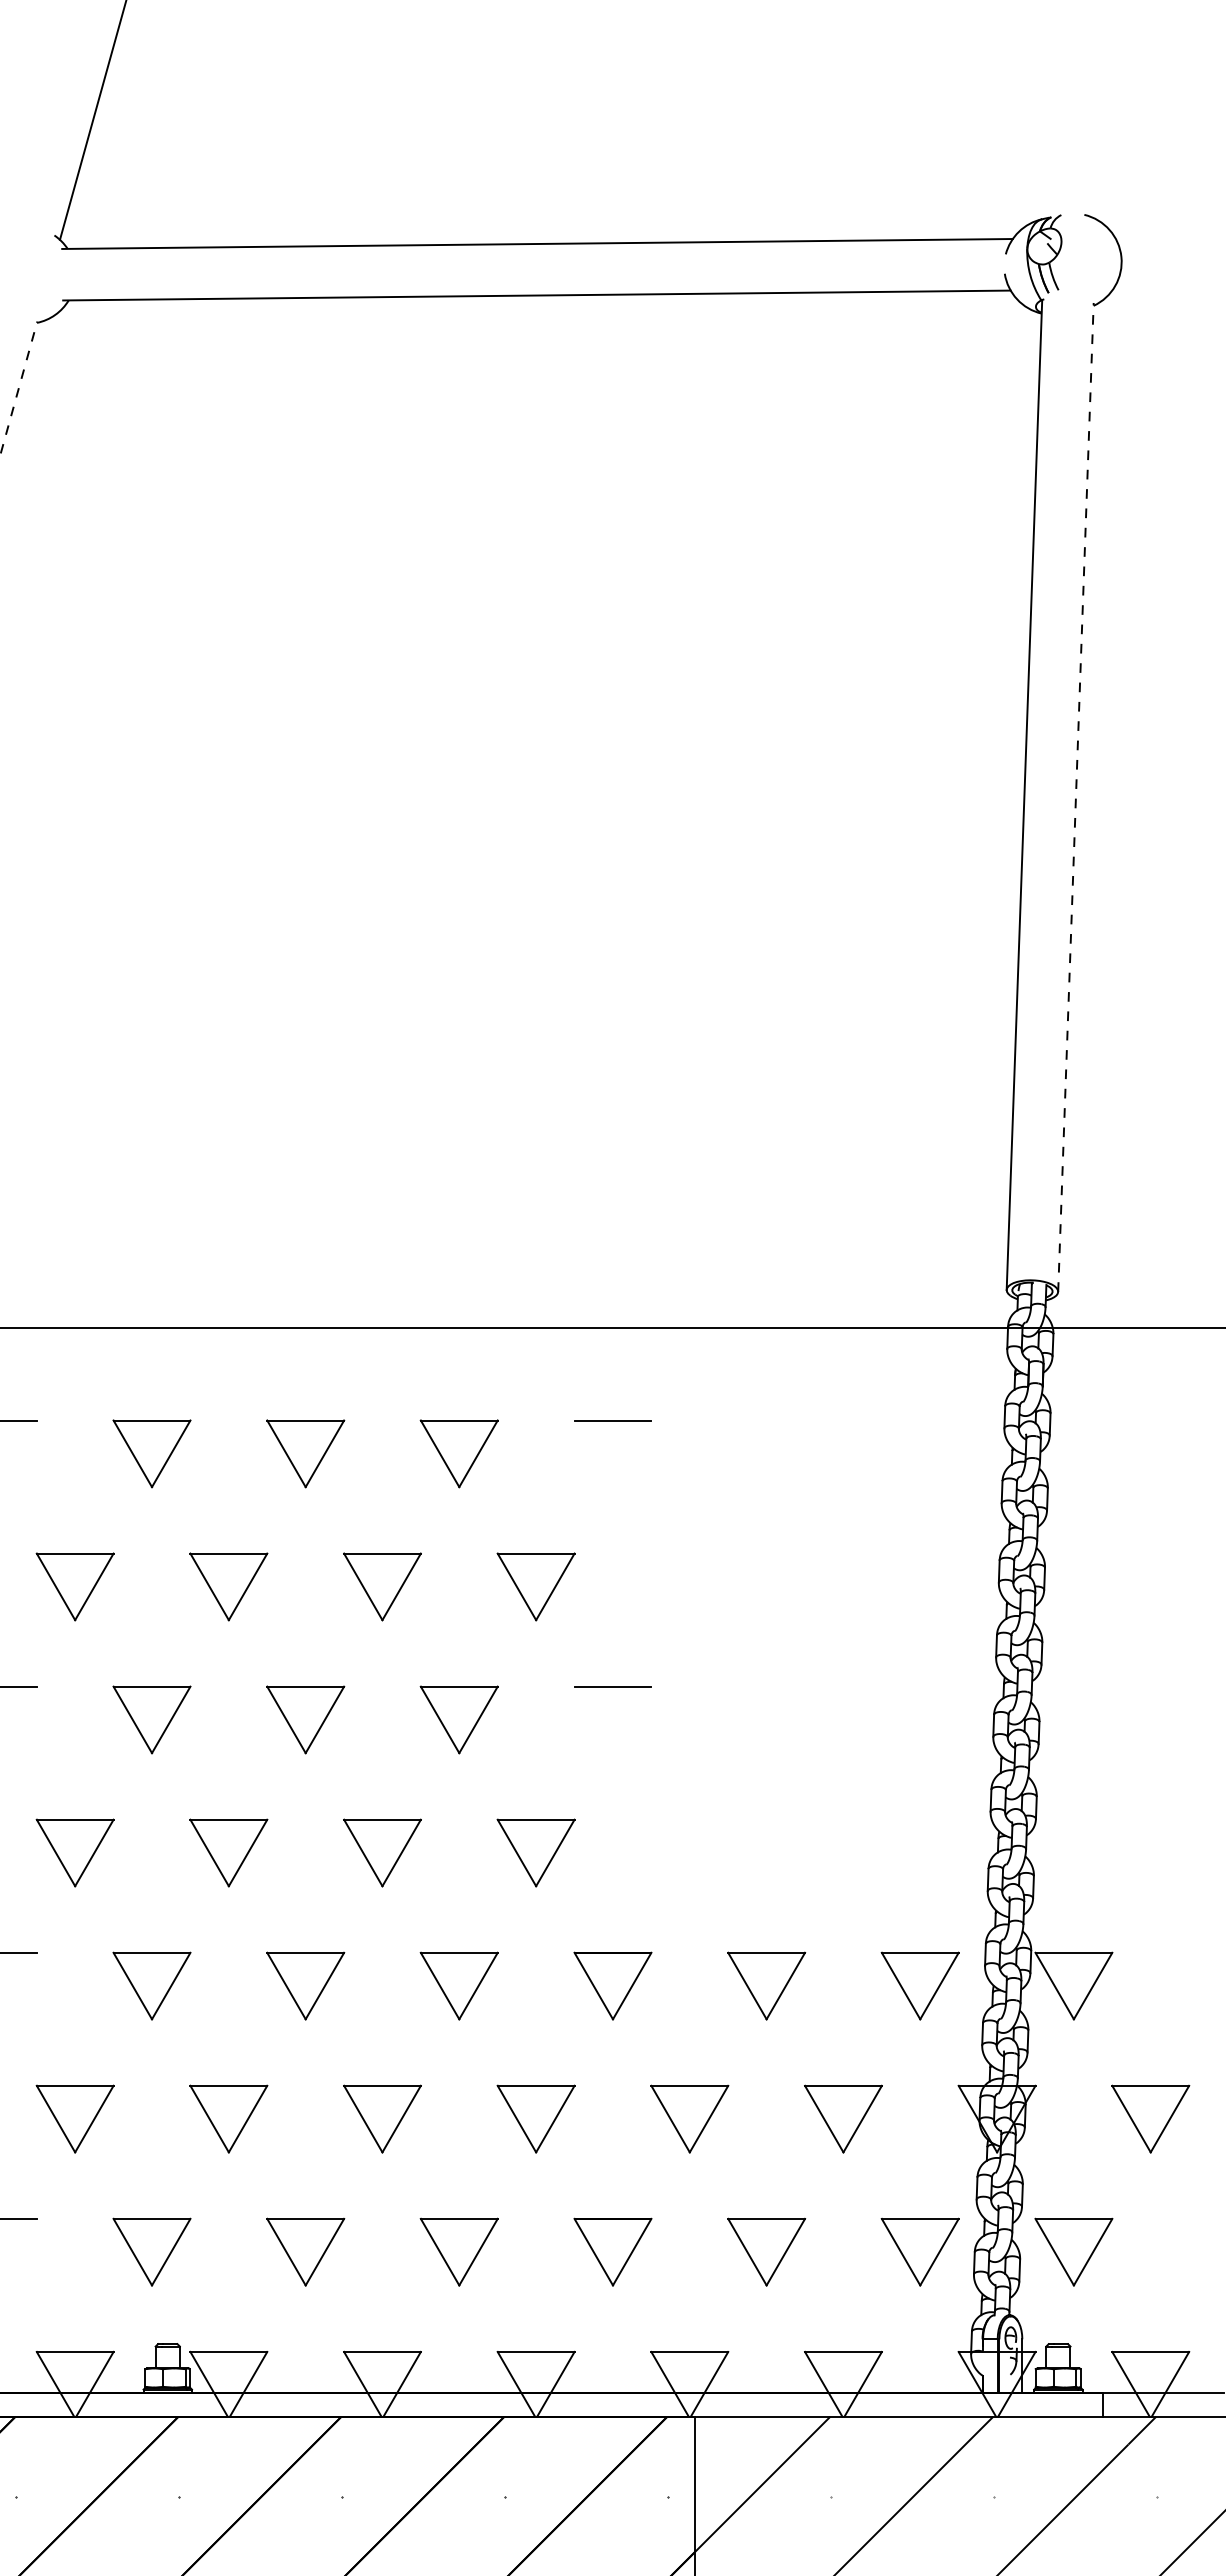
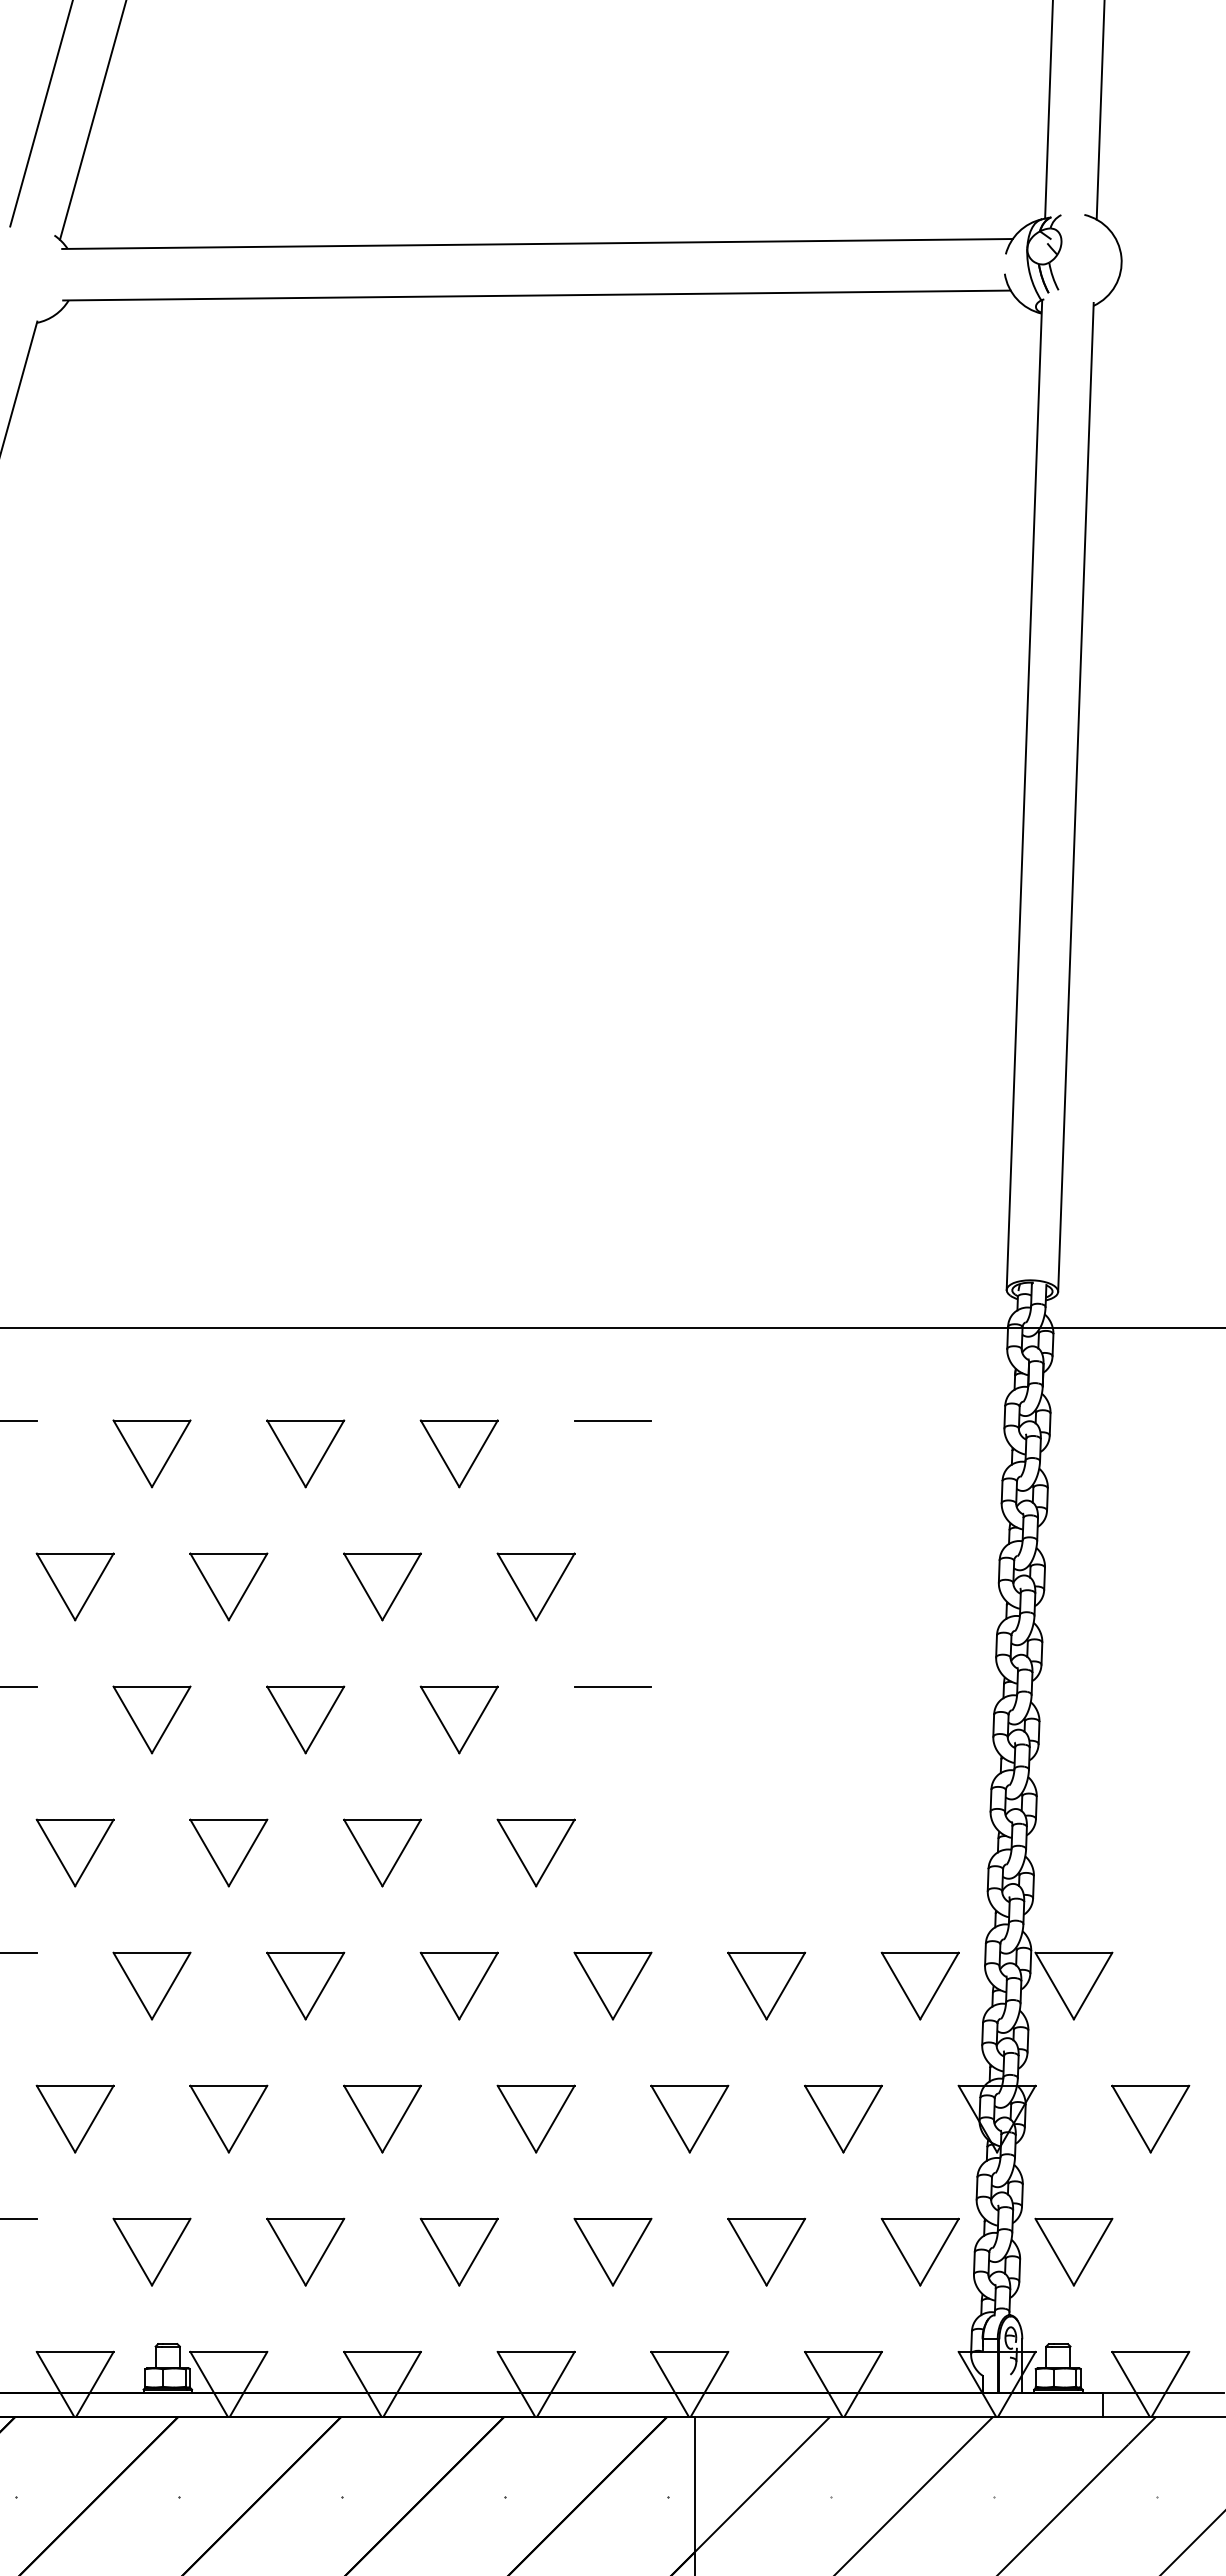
line: none -> present (1048, 110)
line: none -> present (1100, 110)
line: none -> present (41, 114)
line: dashed -> solid (18, 388)
line: dashed -> solid (1075, 797)
